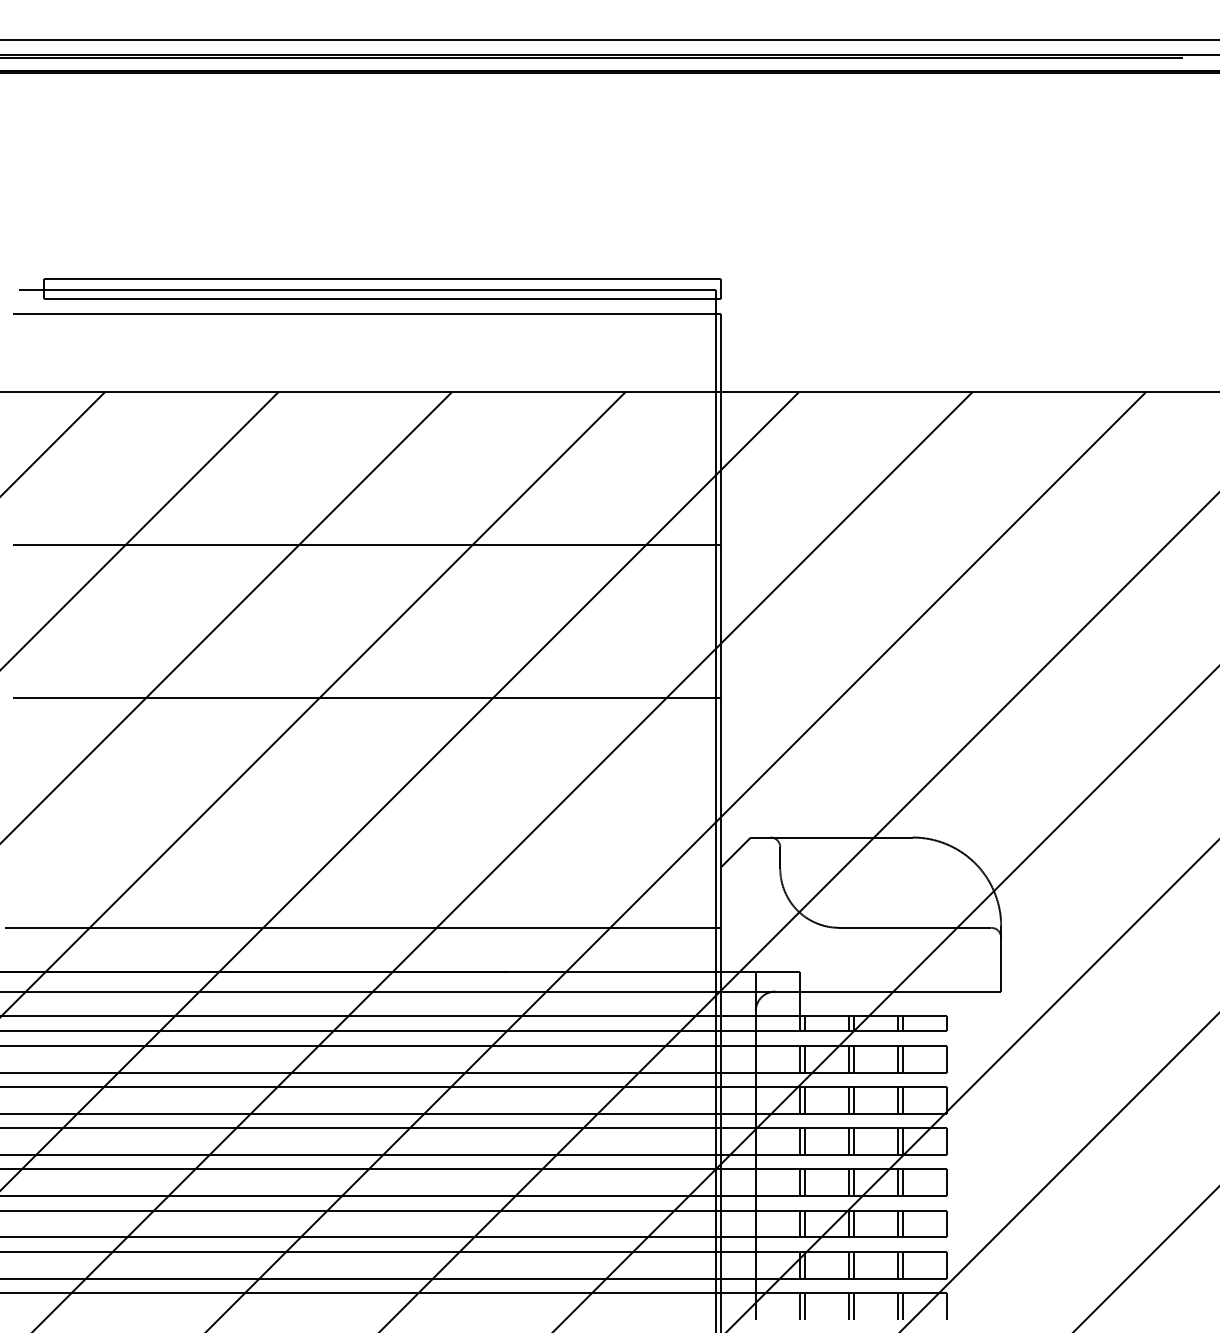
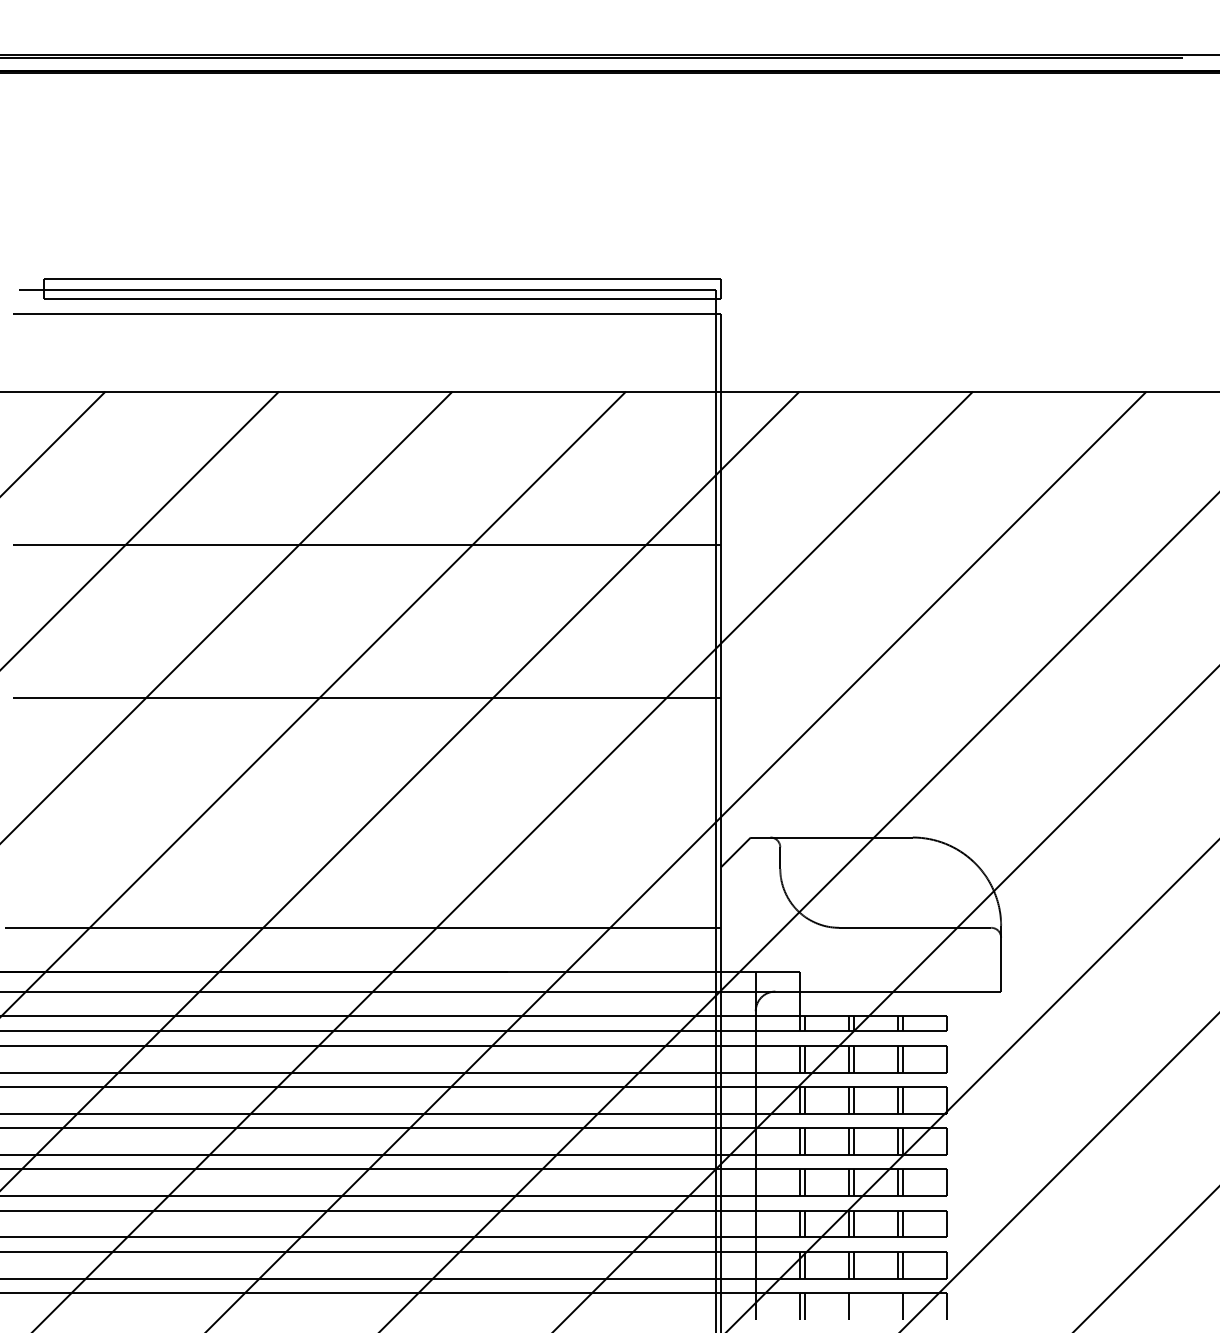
line: present -> none (609, 39)
line: present -> none (853, 1306)
line: present -> none (898, 1306)
